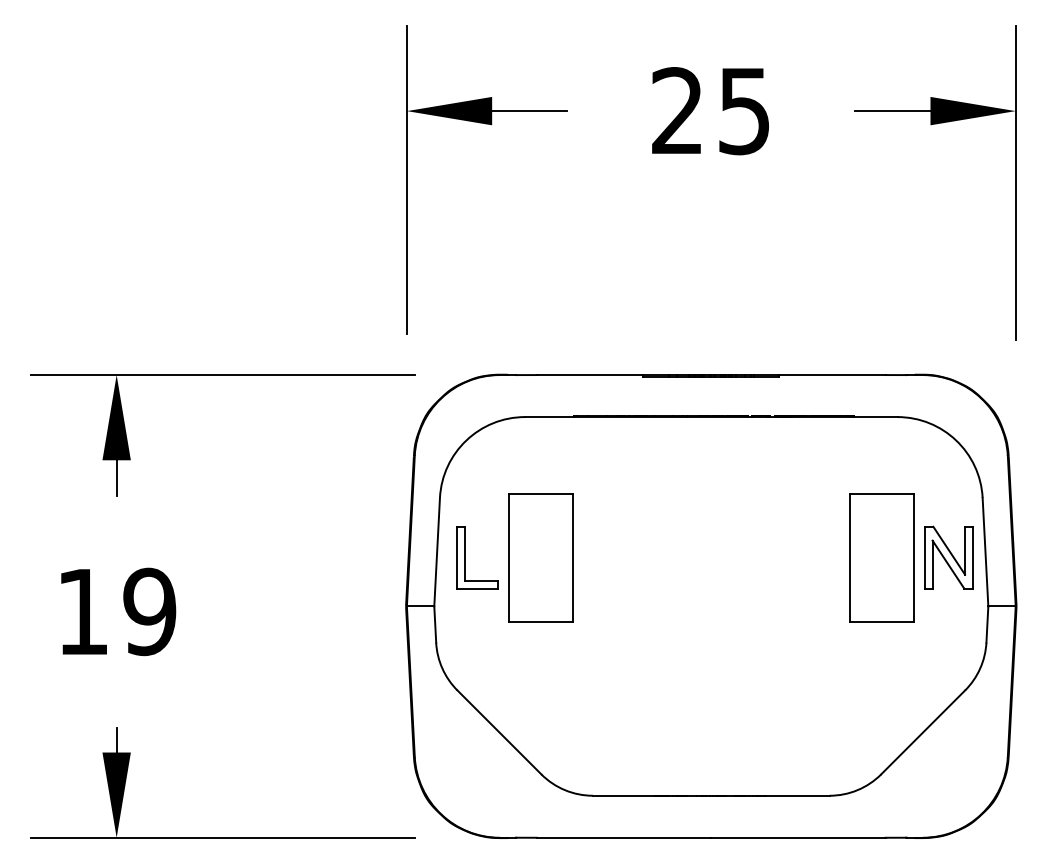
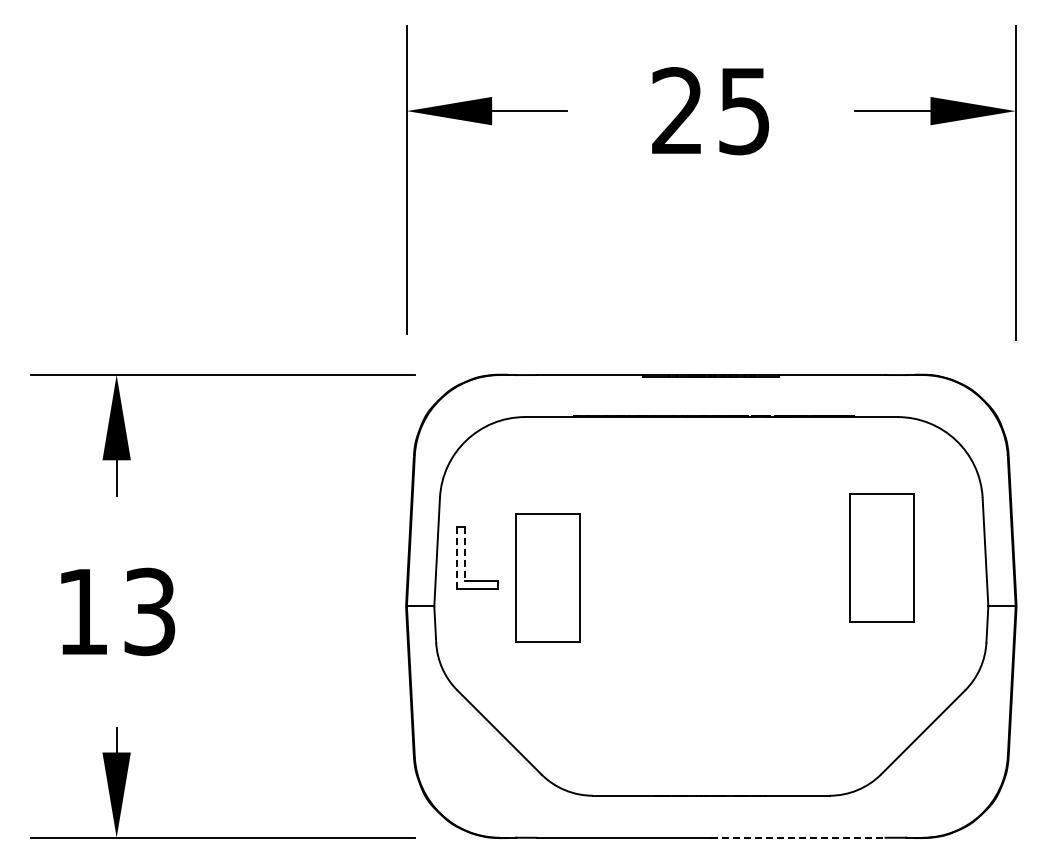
line: solid -> dashed (465, 554)
line: solid -> dashed (456, 557)
part position: (540, 557) -> (547, 577) (547, 577)
part: present -> none (948, 557)
text: 19 -> 13 (149, 611)
line: solid -> dashed (798, 837)
